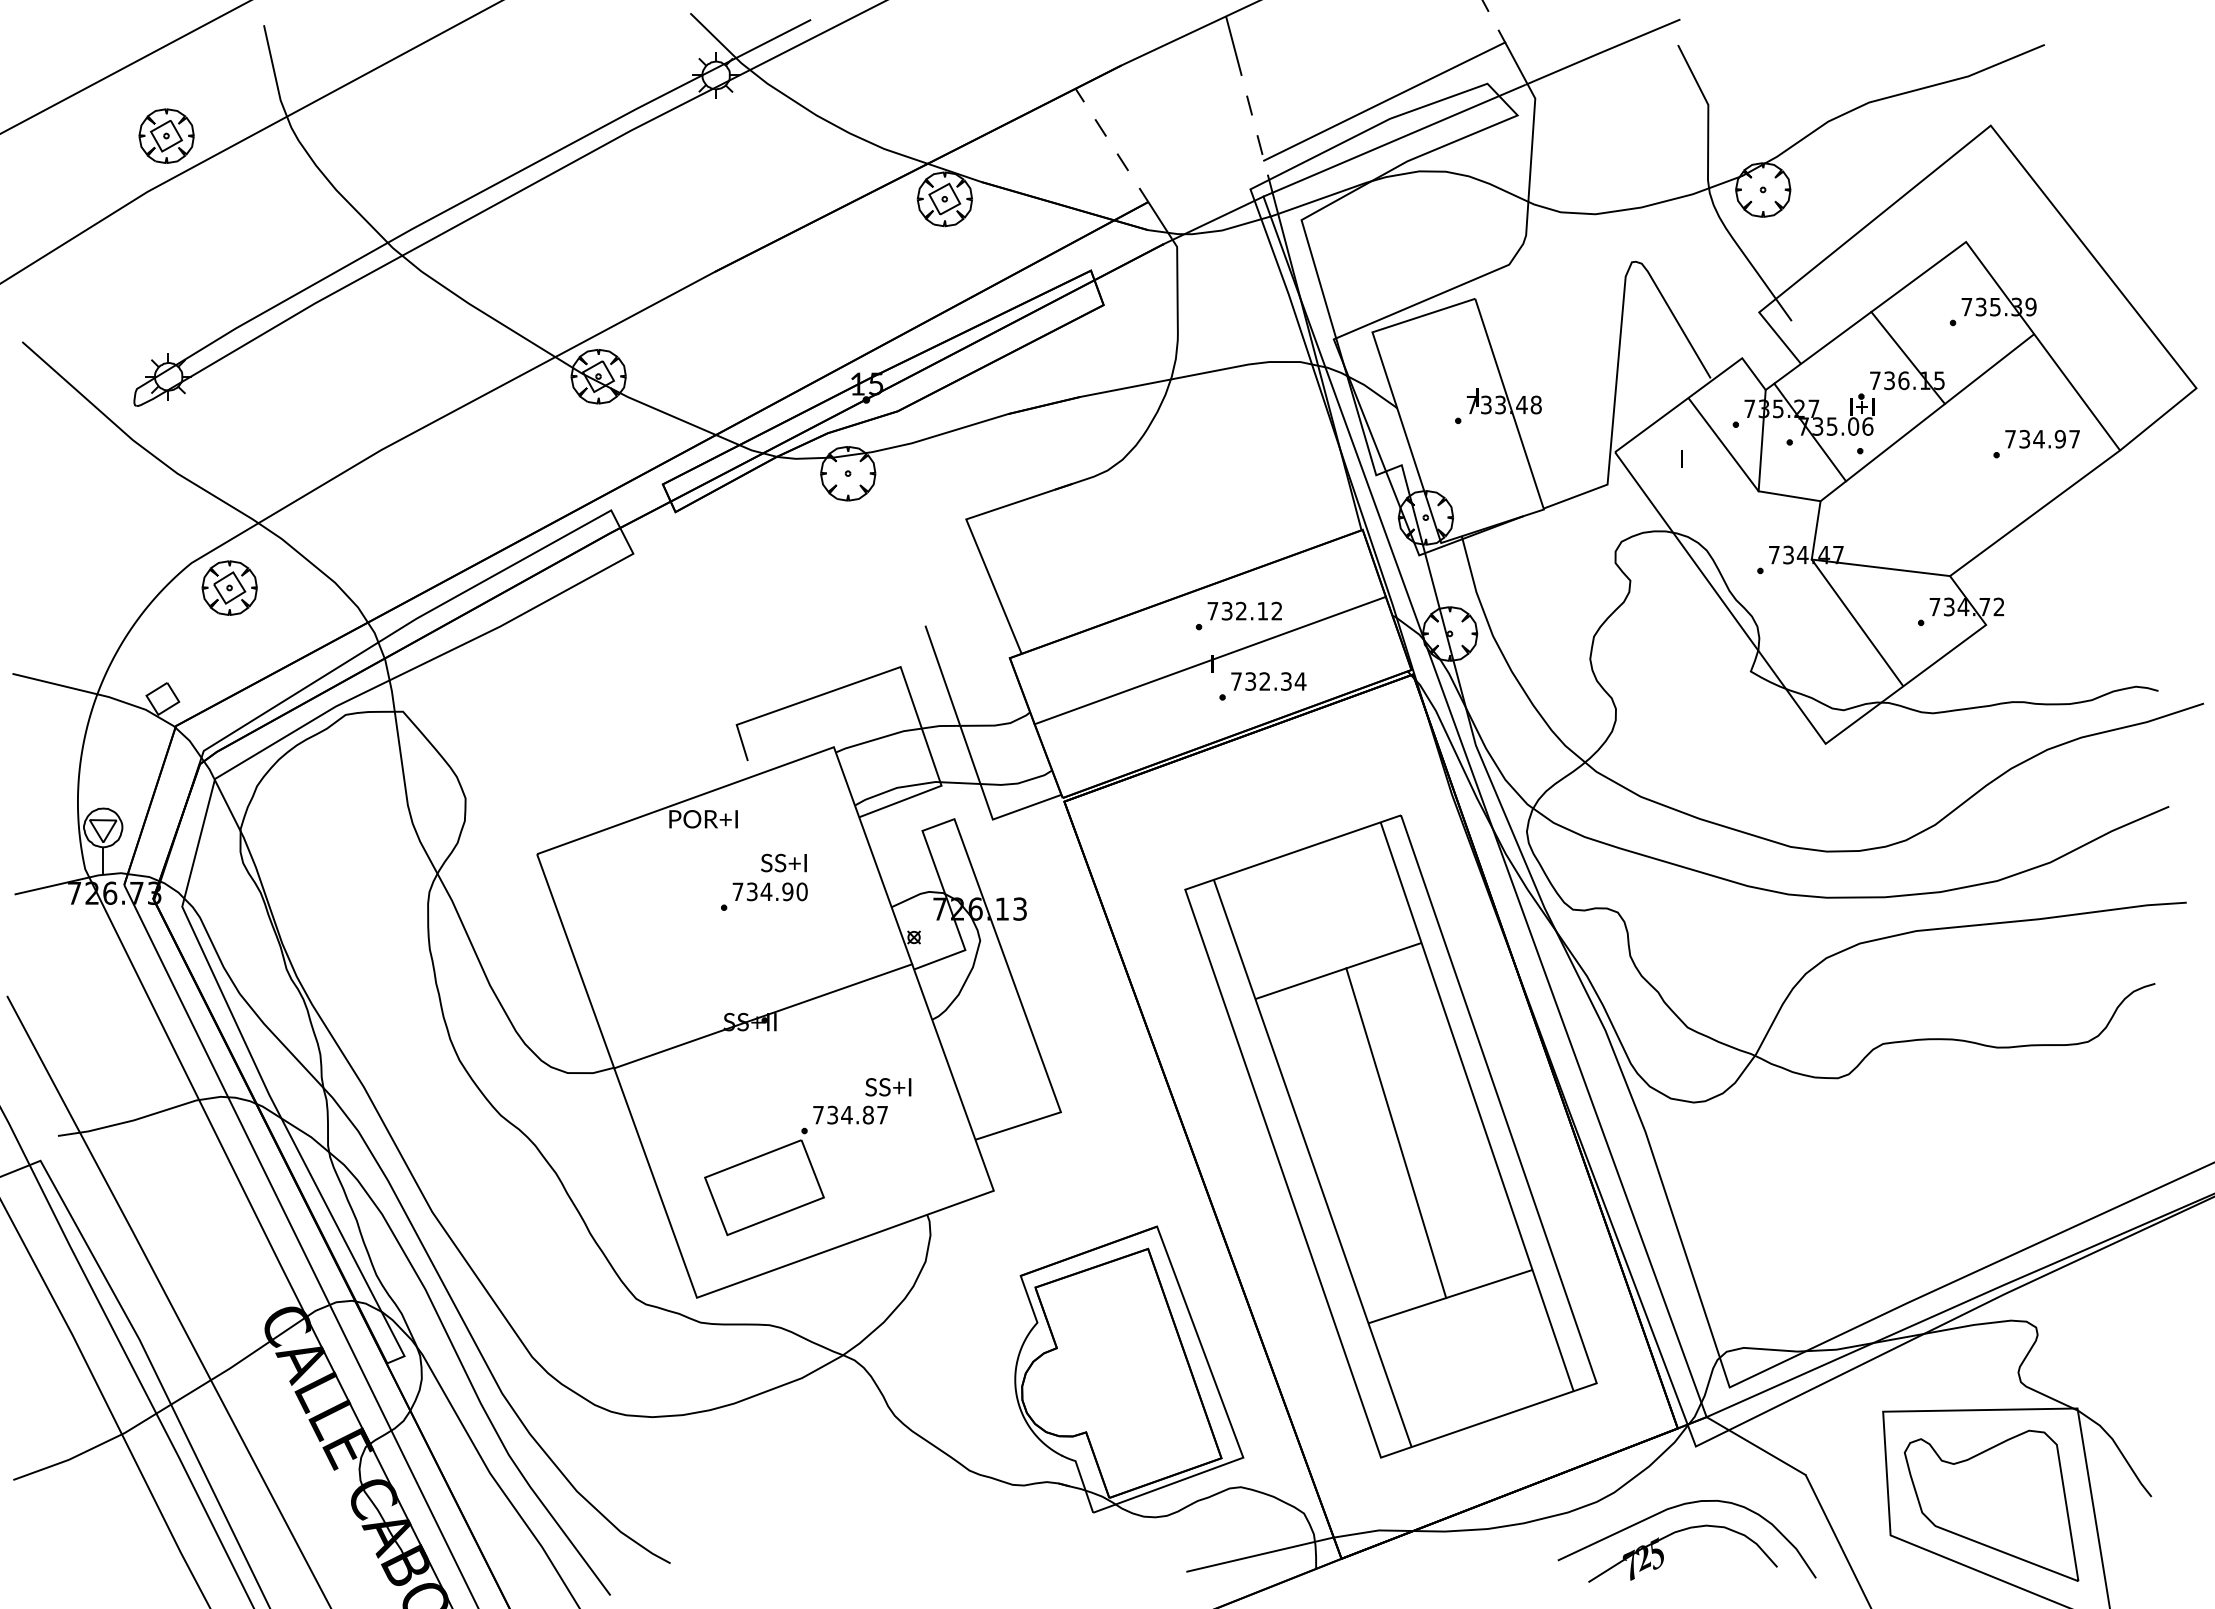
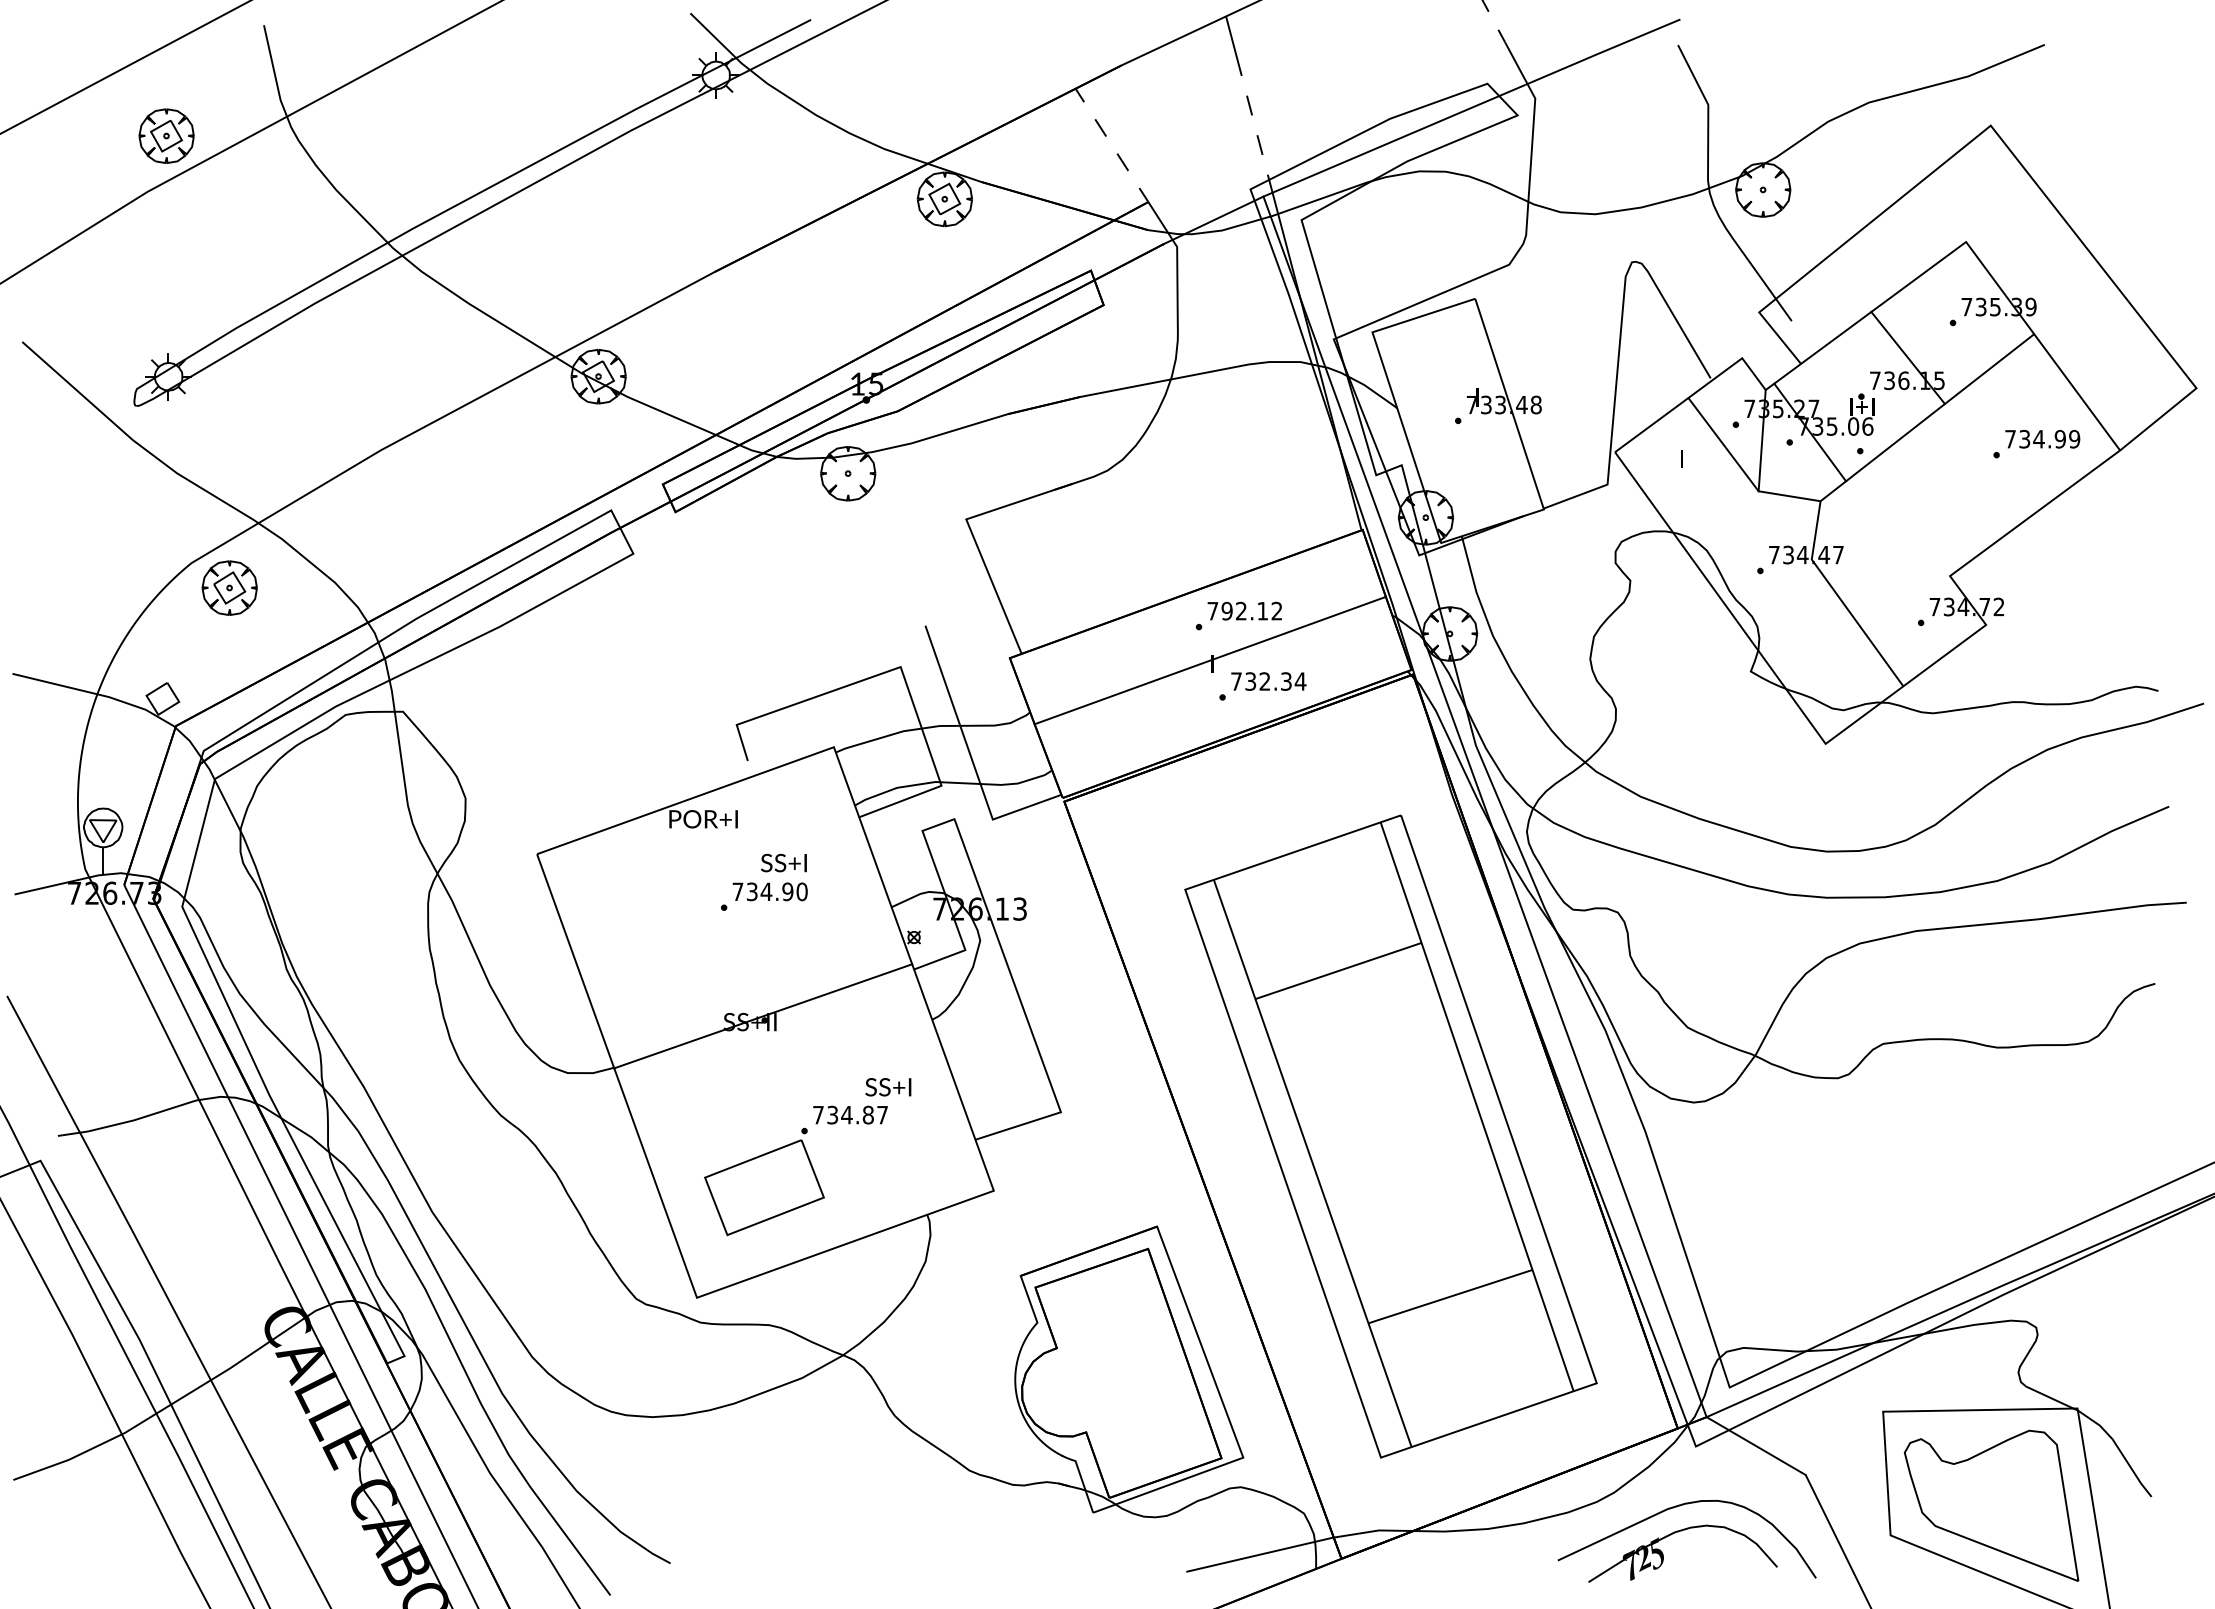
line: present -> none (1384, 101)
text: 734.97 -> 734.99 (2074, 438)
line: present -> none (1880, 567)
text: 732.12 -> 792.12 (1226, 611)
line: present -> none (1396, 1133)
